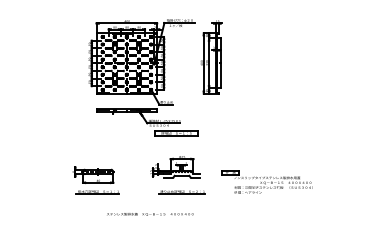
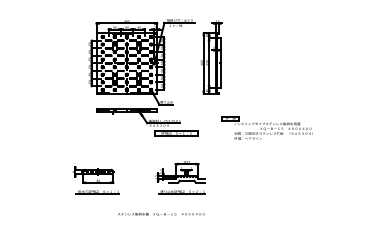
part position: (175, 167) -> (180, 172) (180, 172)
part position: (266, 181) -> (266, 127) (266, 127)
text position: (150, 214) -> (161, 214) (161, 214)
